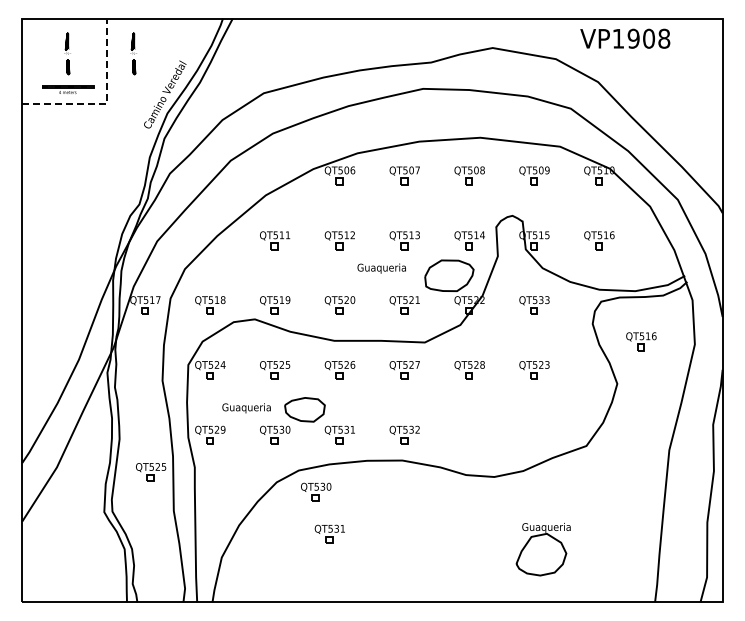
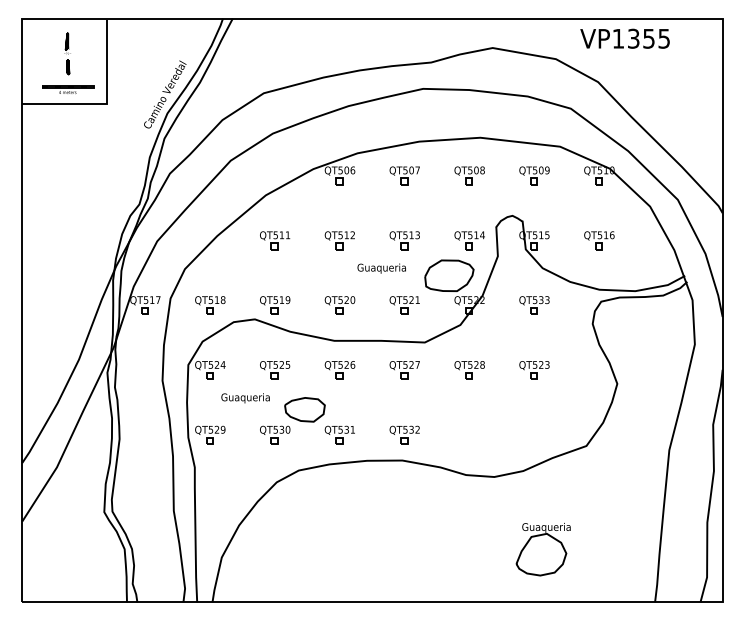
text: VP1908 -> VP1355 (648, 38)
part: present -> none (133, 53)
line: dashed -> solid (106, 104)
part: present -> none (641, 341)
text position: (246, 408) -> (245, 398) (245, 398)
part: present -> none (151, 472)
part: present -> none (316, 491)
part: present -> none (329, 533)
